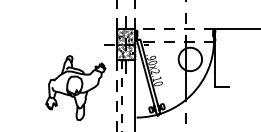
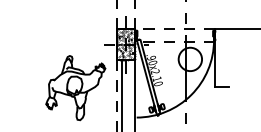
line: dashed -> solid (121, 96)
